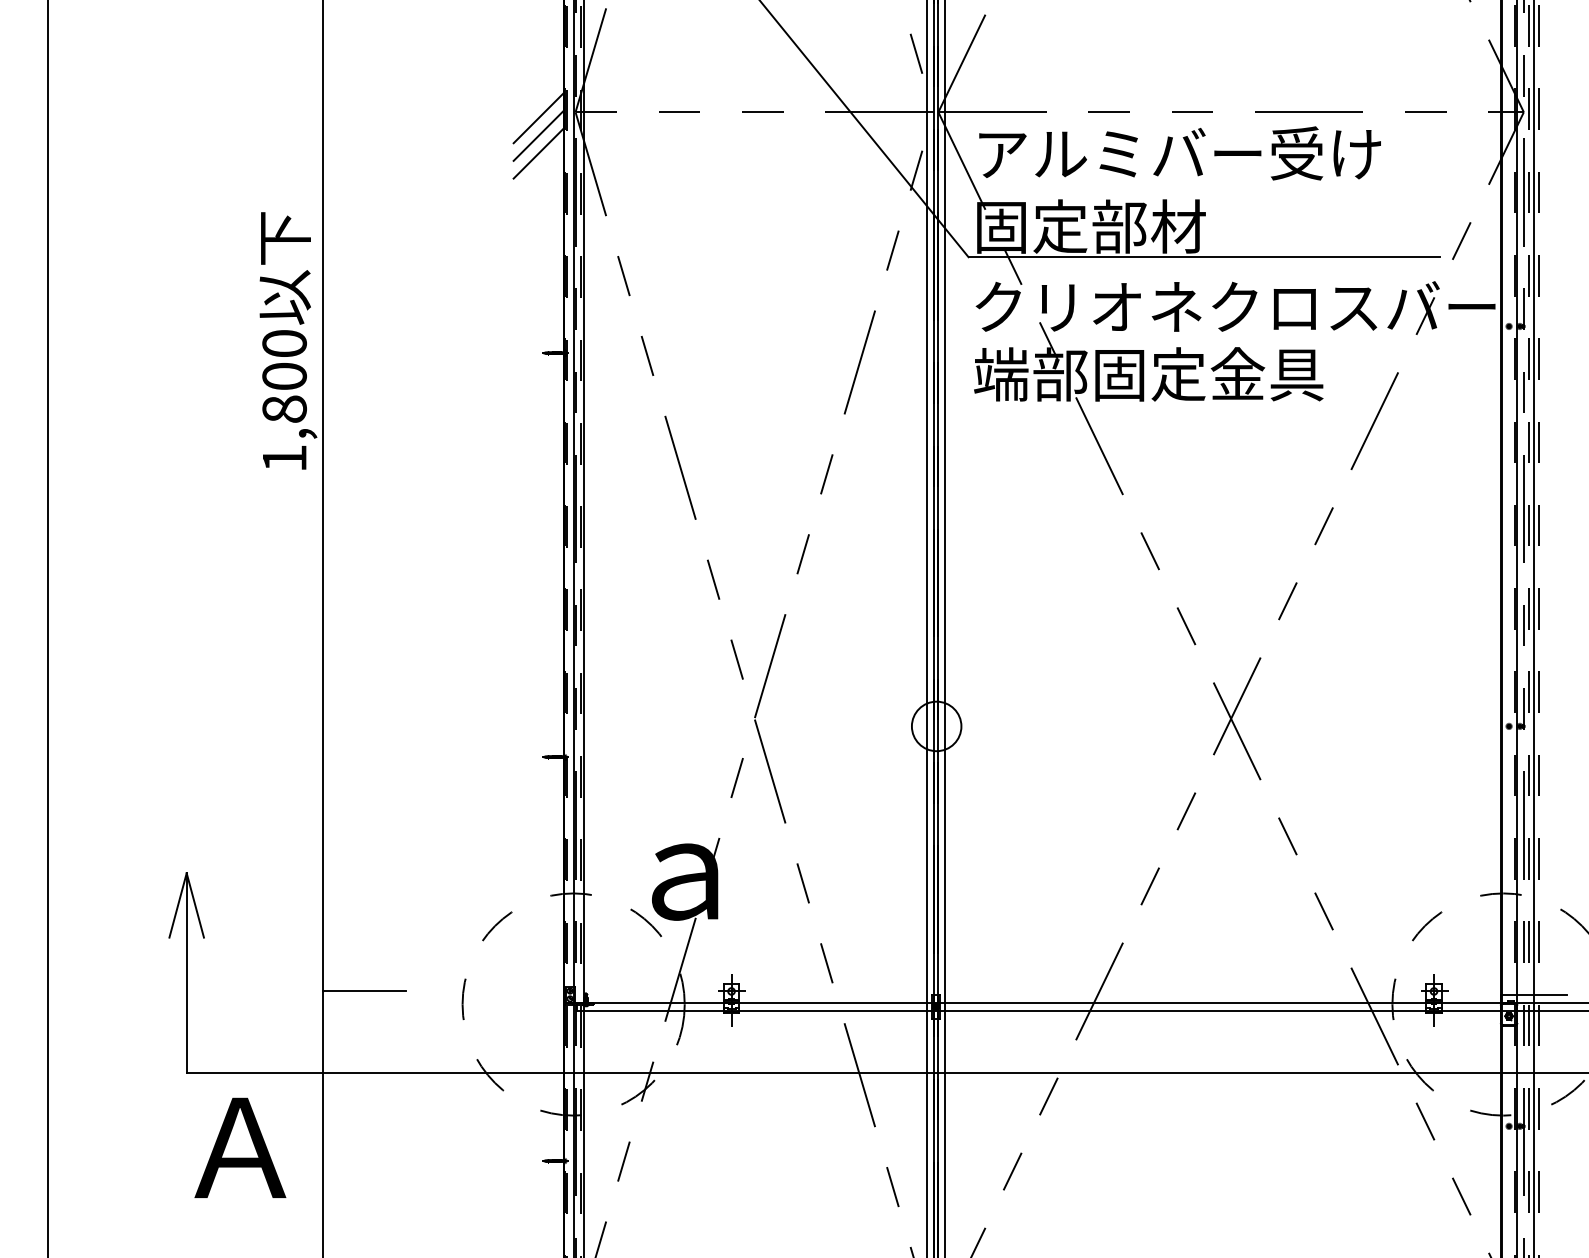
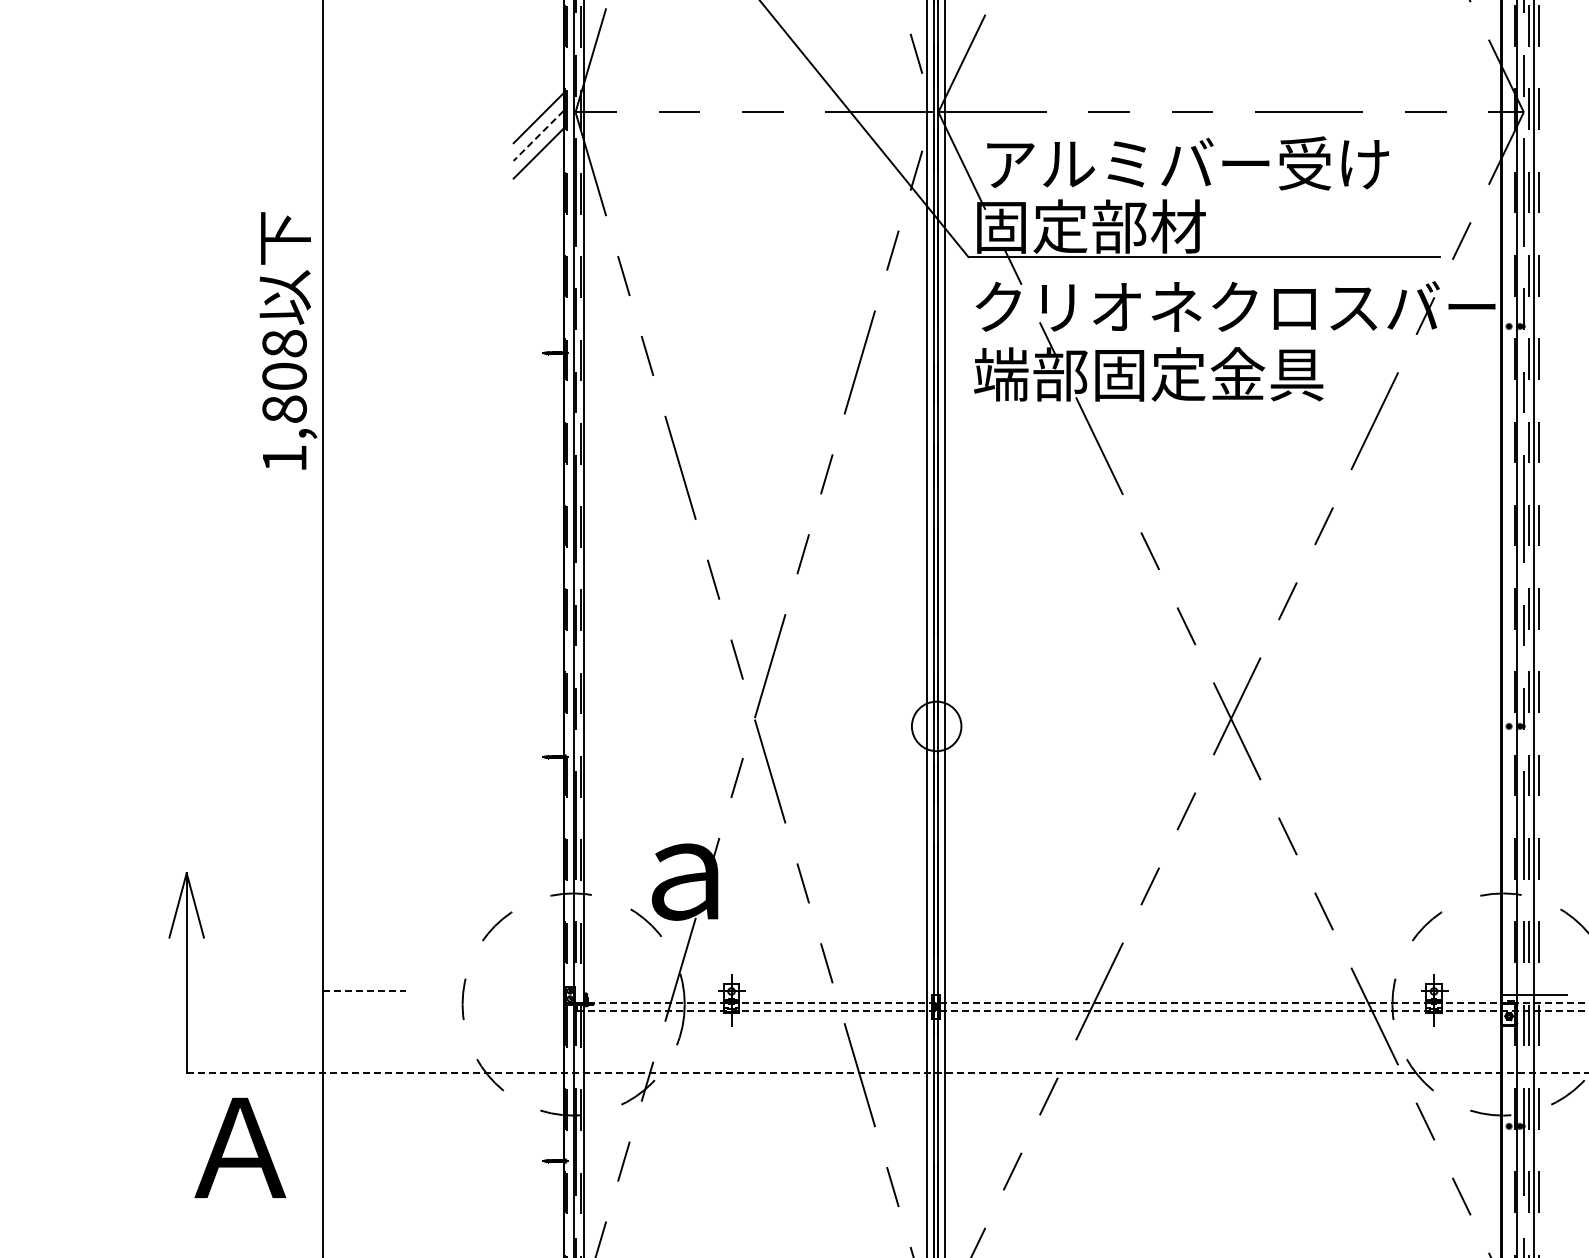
line: solid -> dashed (538, 136)
text position: (1179, 153) -> (1187, 163) (1187, 163)
text: 1,800 -> 1,808 (284, 343)
line: present -> none (47, 628)
line: solid -> dashed (364, 991)
line: solid -> dashed (1082, 1002)
line: solid -> dashed (1082, 1010)
line: solid -> dashed (888, 1073)
